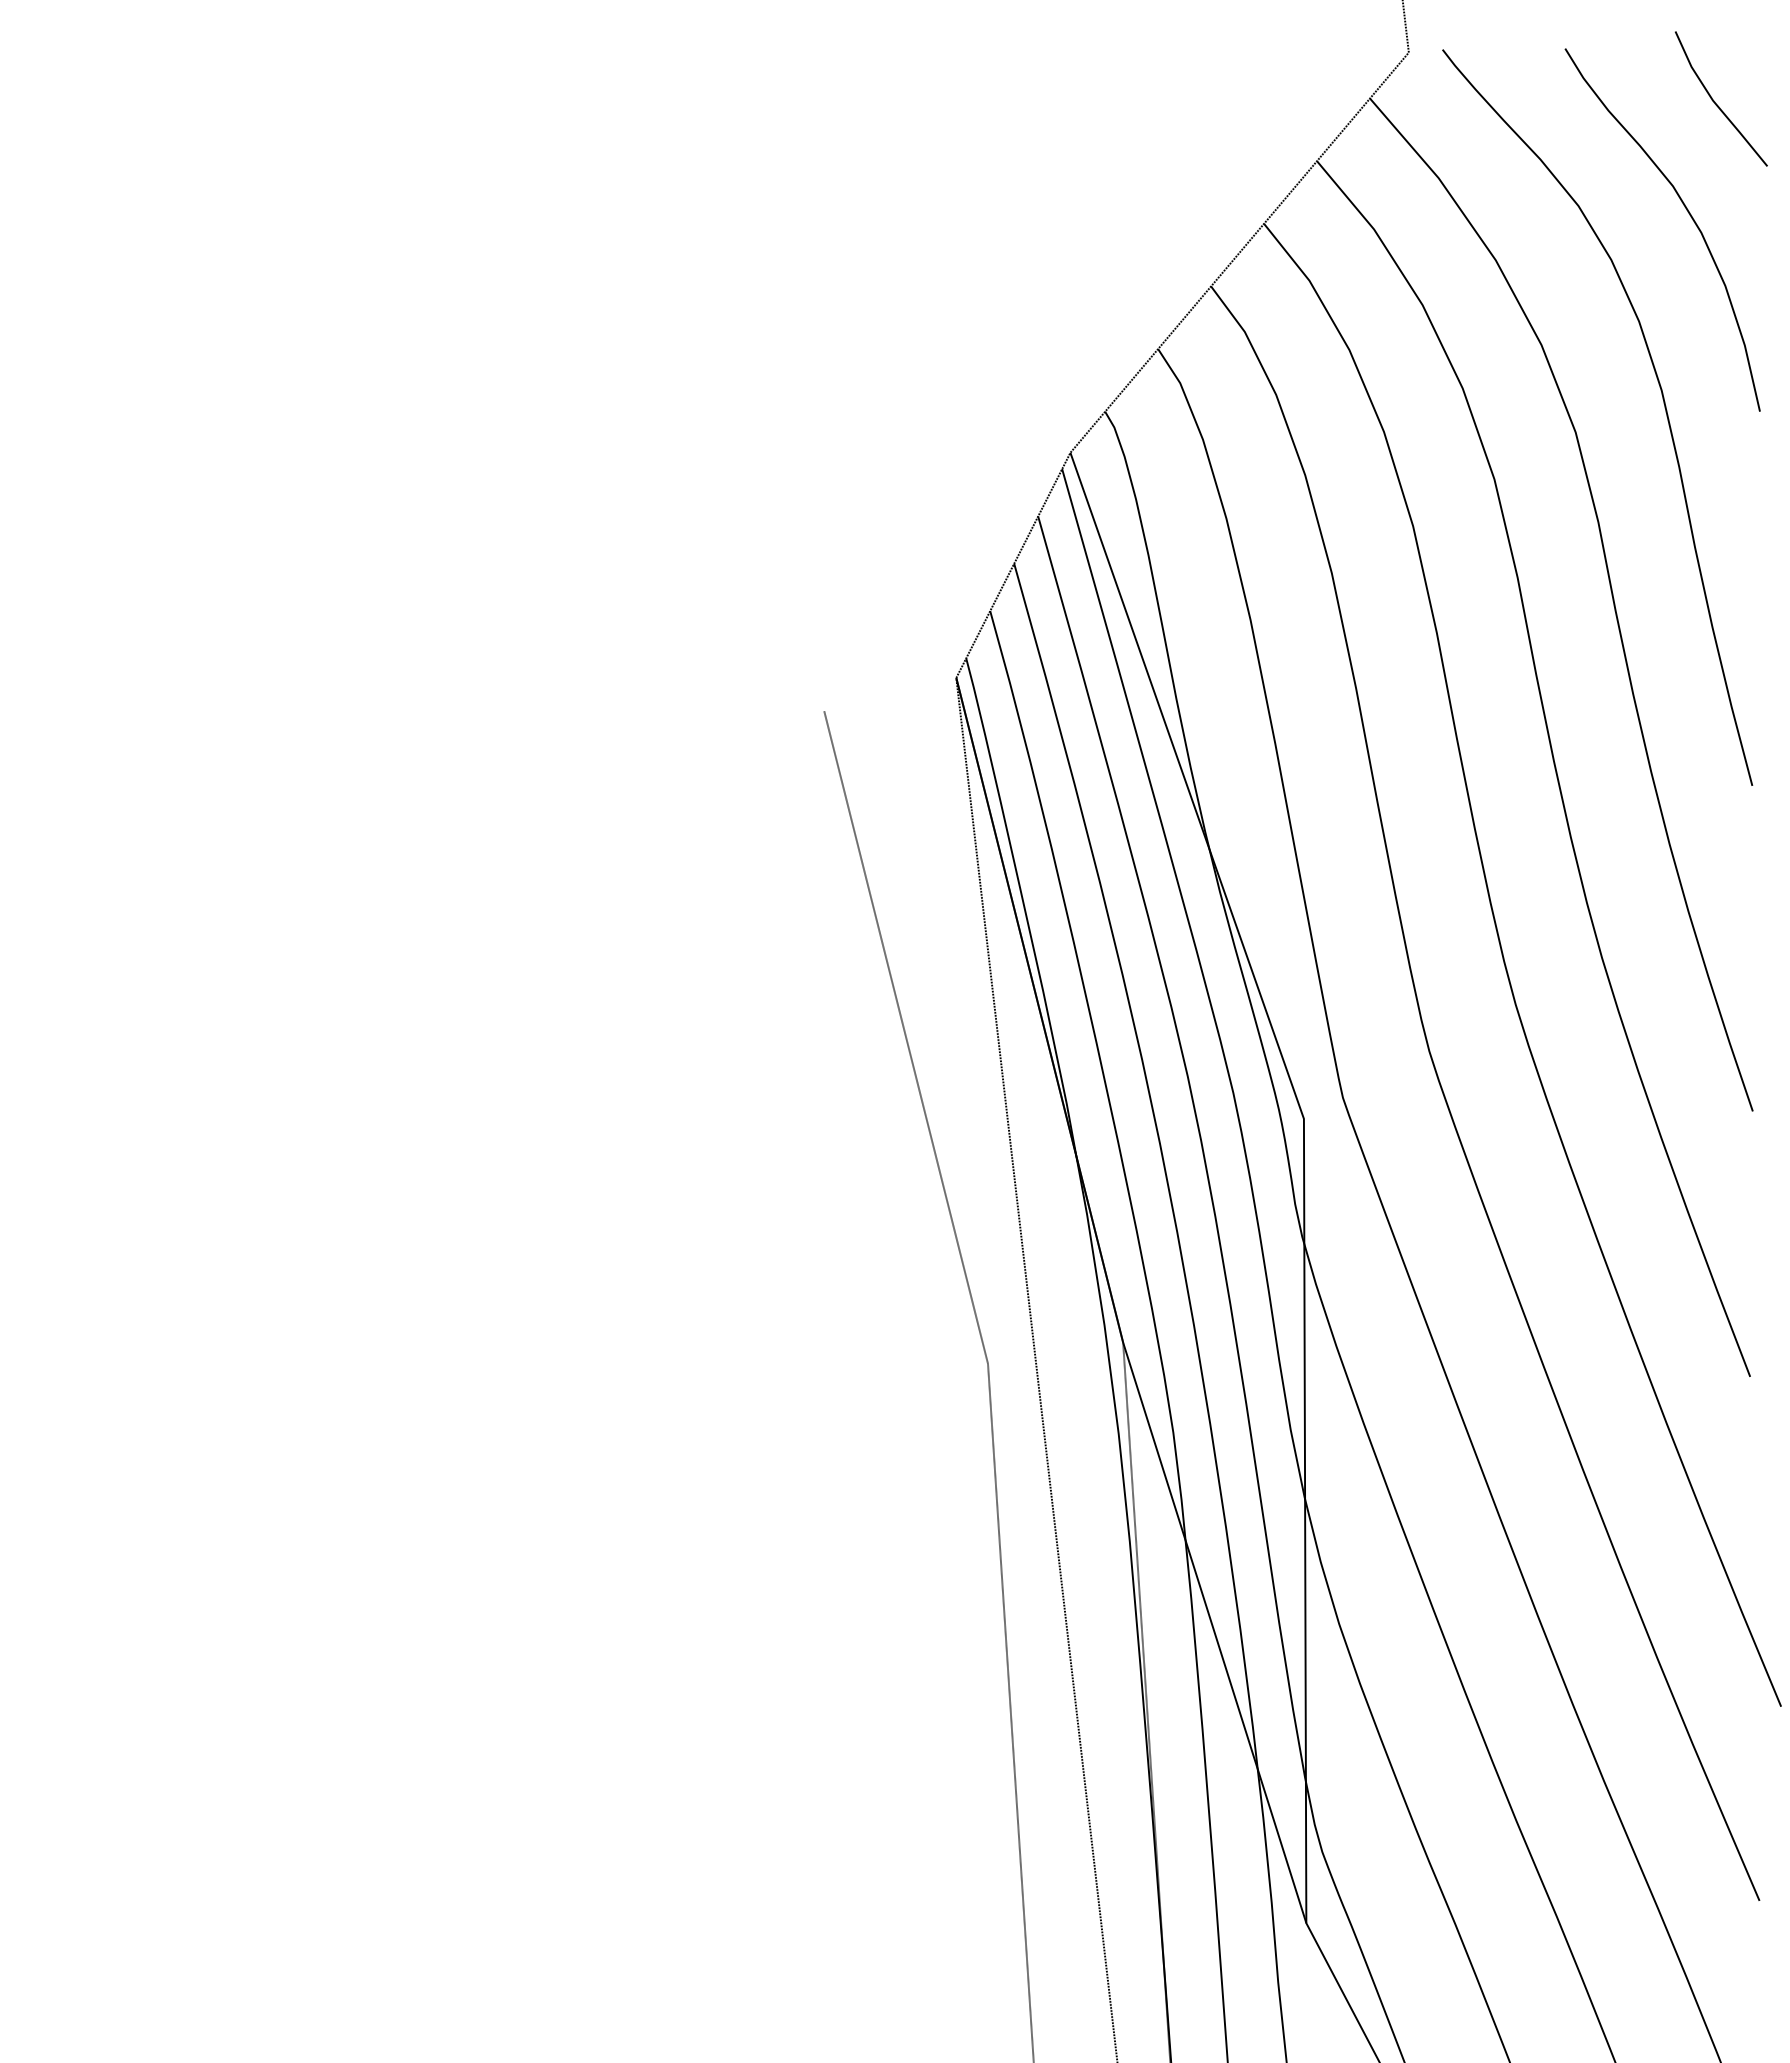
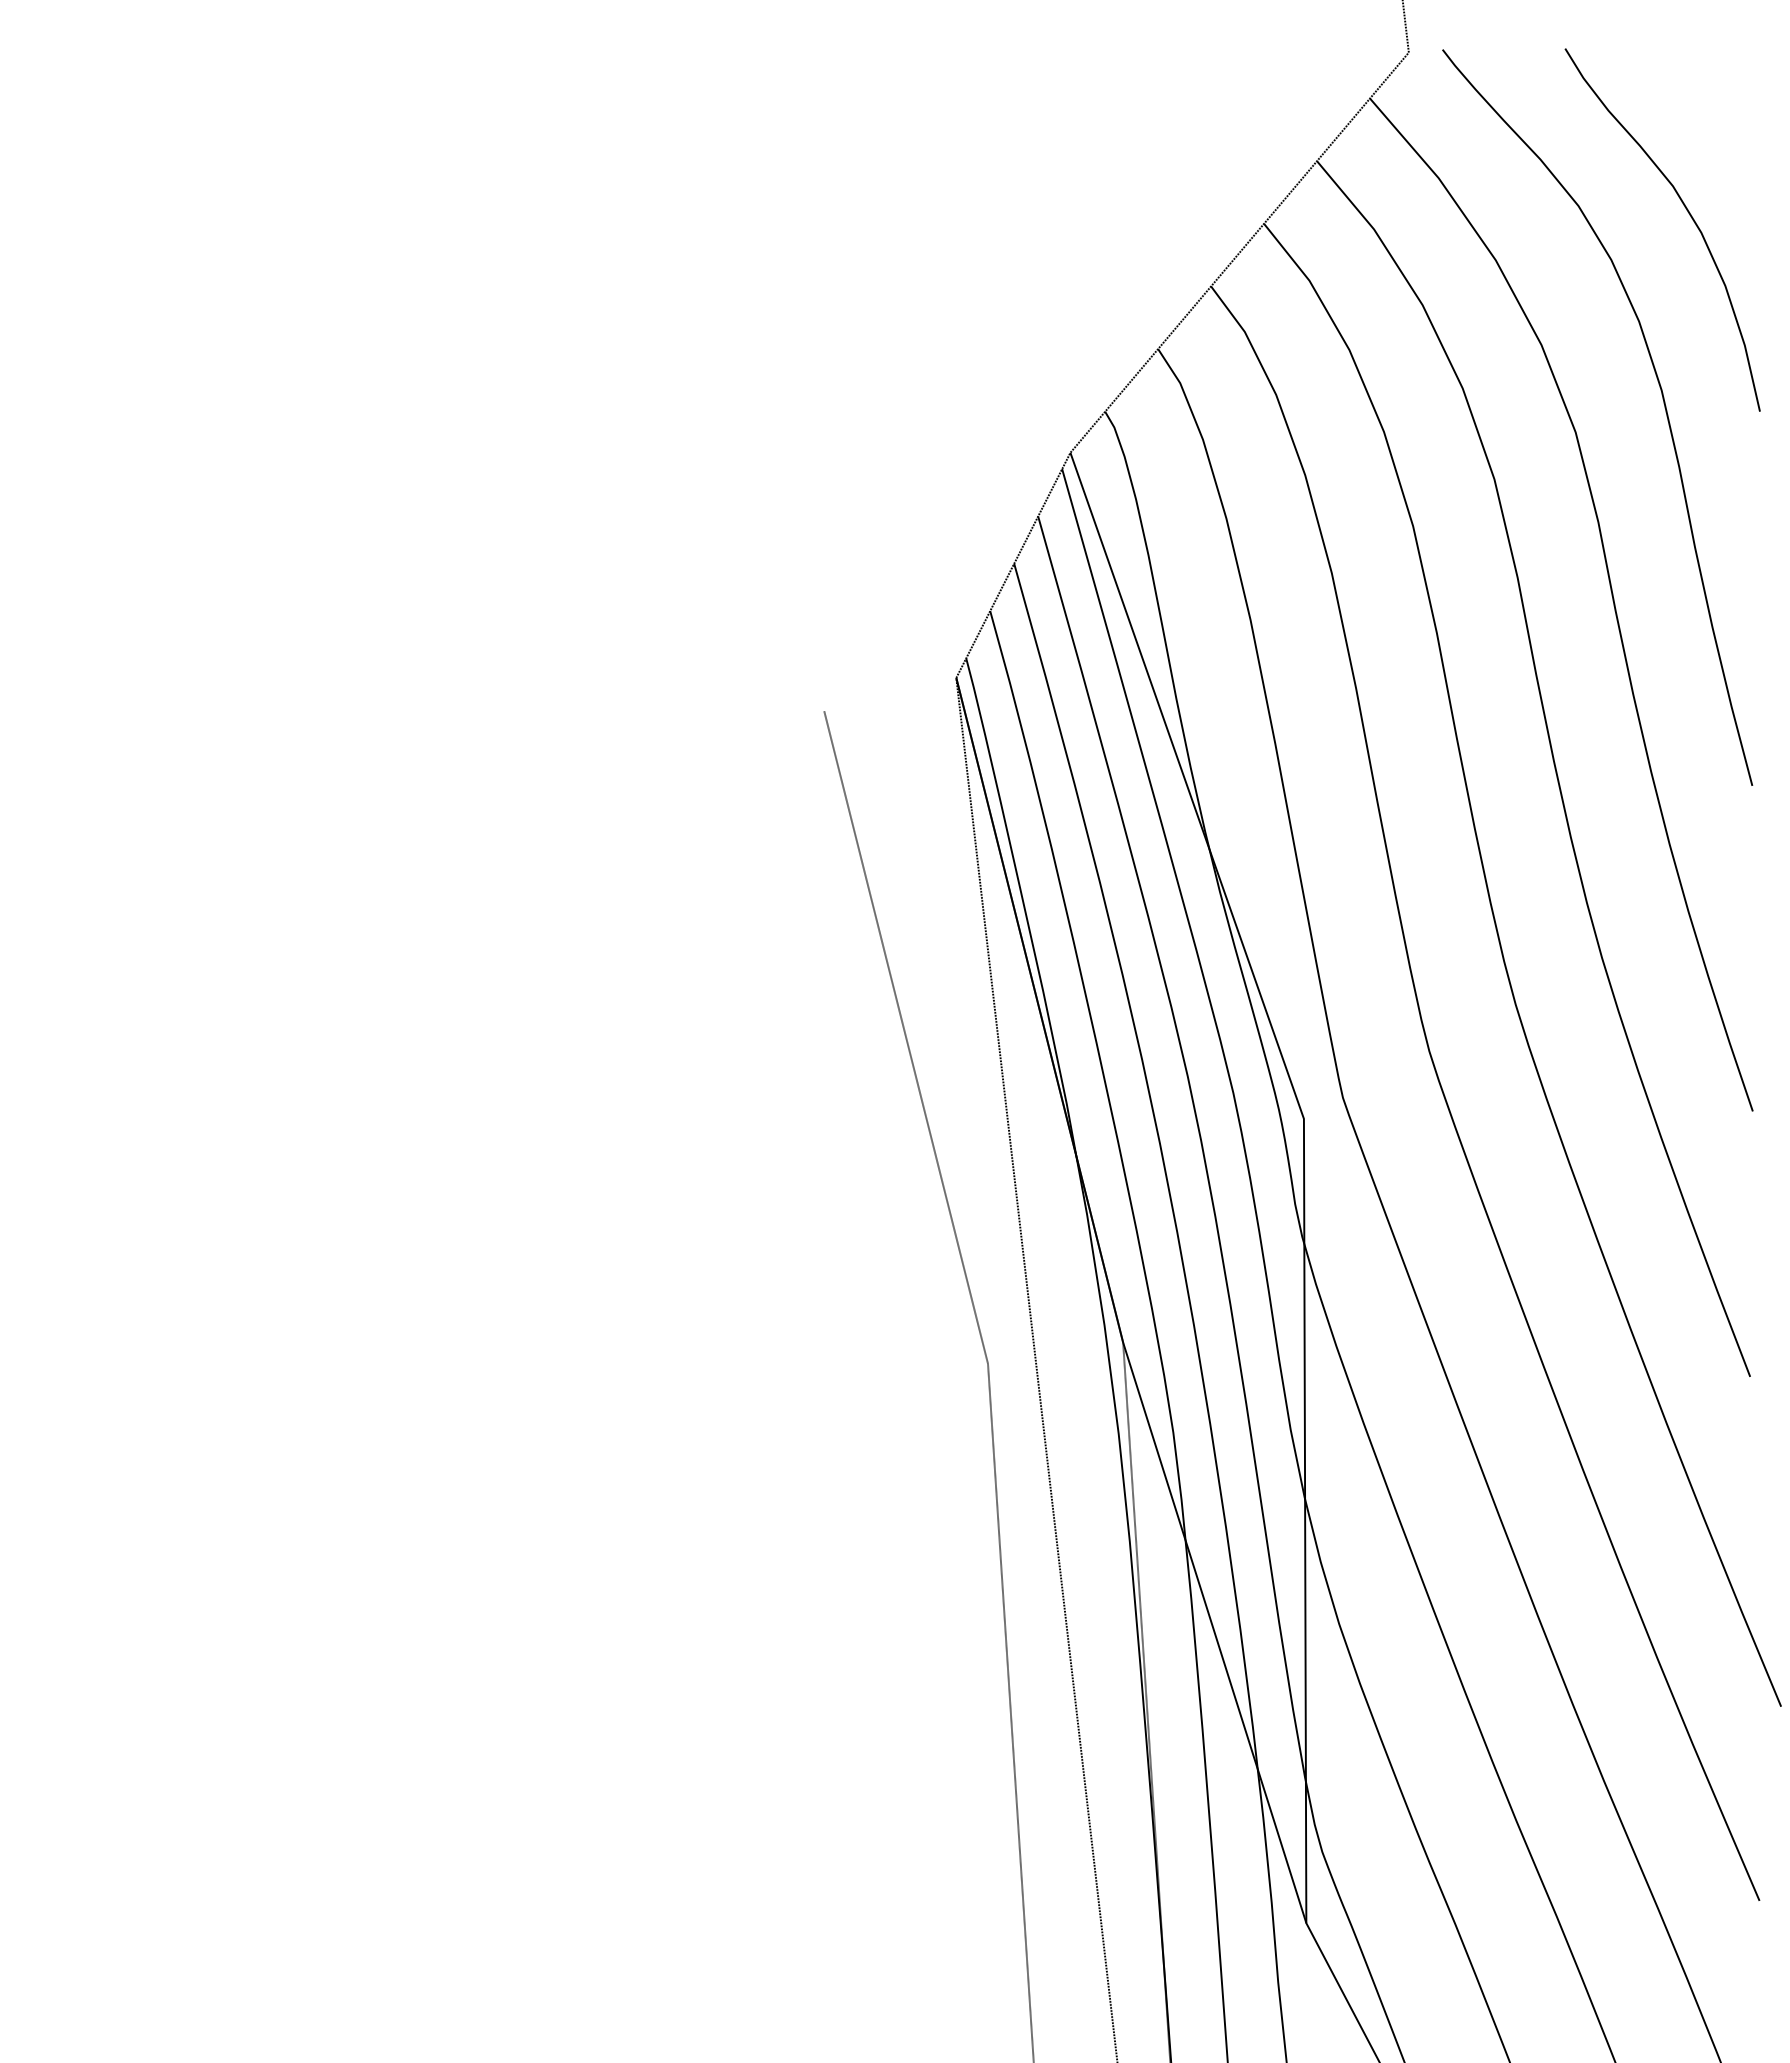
line: present -> none (1716, 103)
